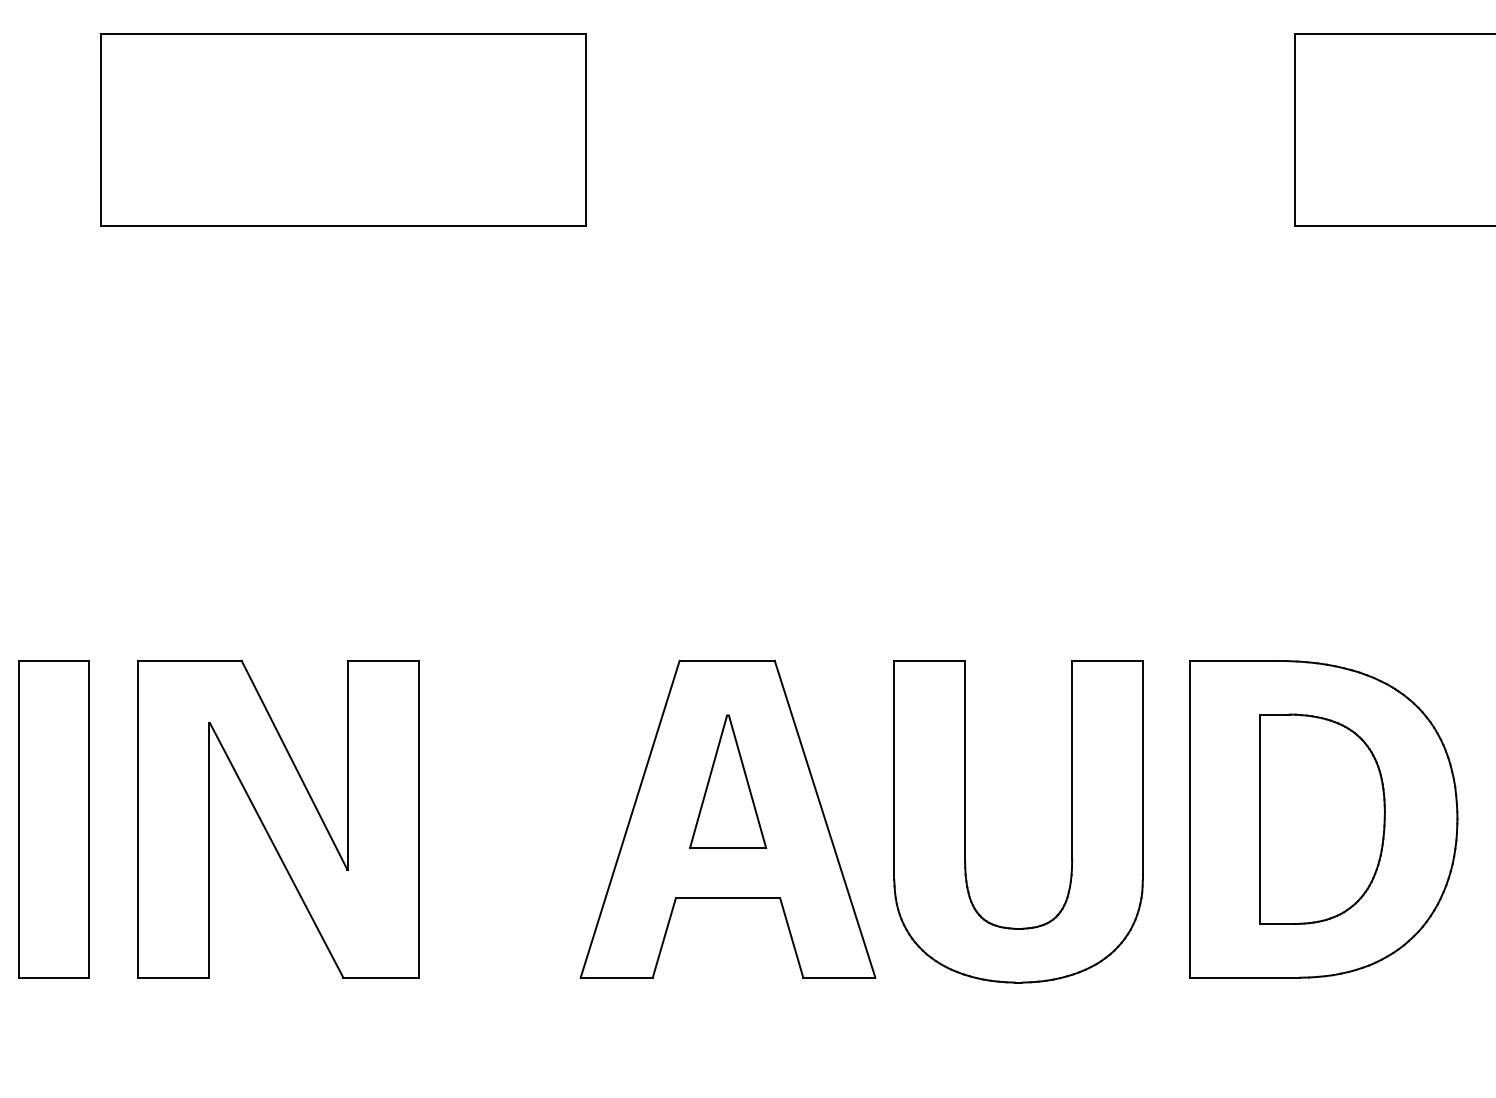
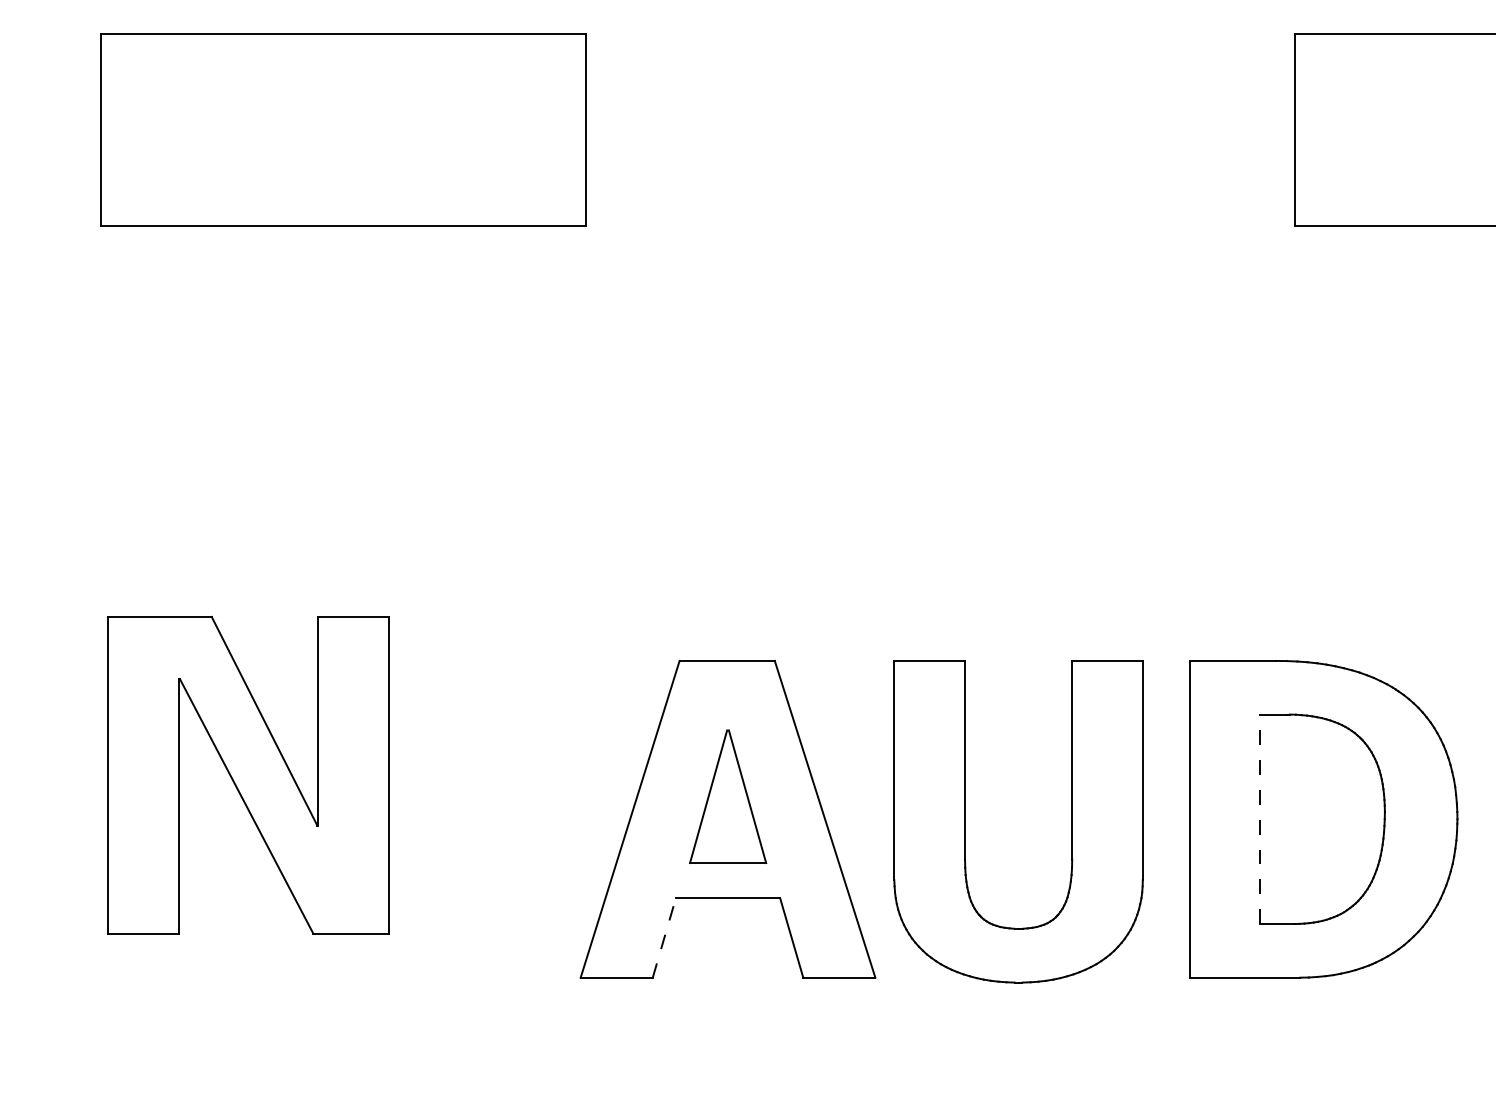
part position: (728, 781) -> (728, 796) (728, 796)
part: present -> none (53, 819)
part position: (278, 819) -> (248, 775) (248, 775)
line: solid -> dashed (1260, 819)
line: solid -> dashed (664, 937)
